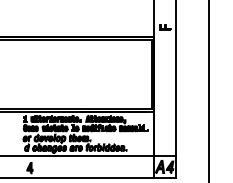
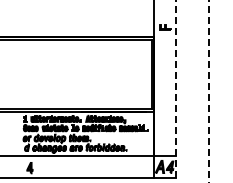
line: solid -> dashed (176, 89)
line: solid -> dashed (209, 91)
